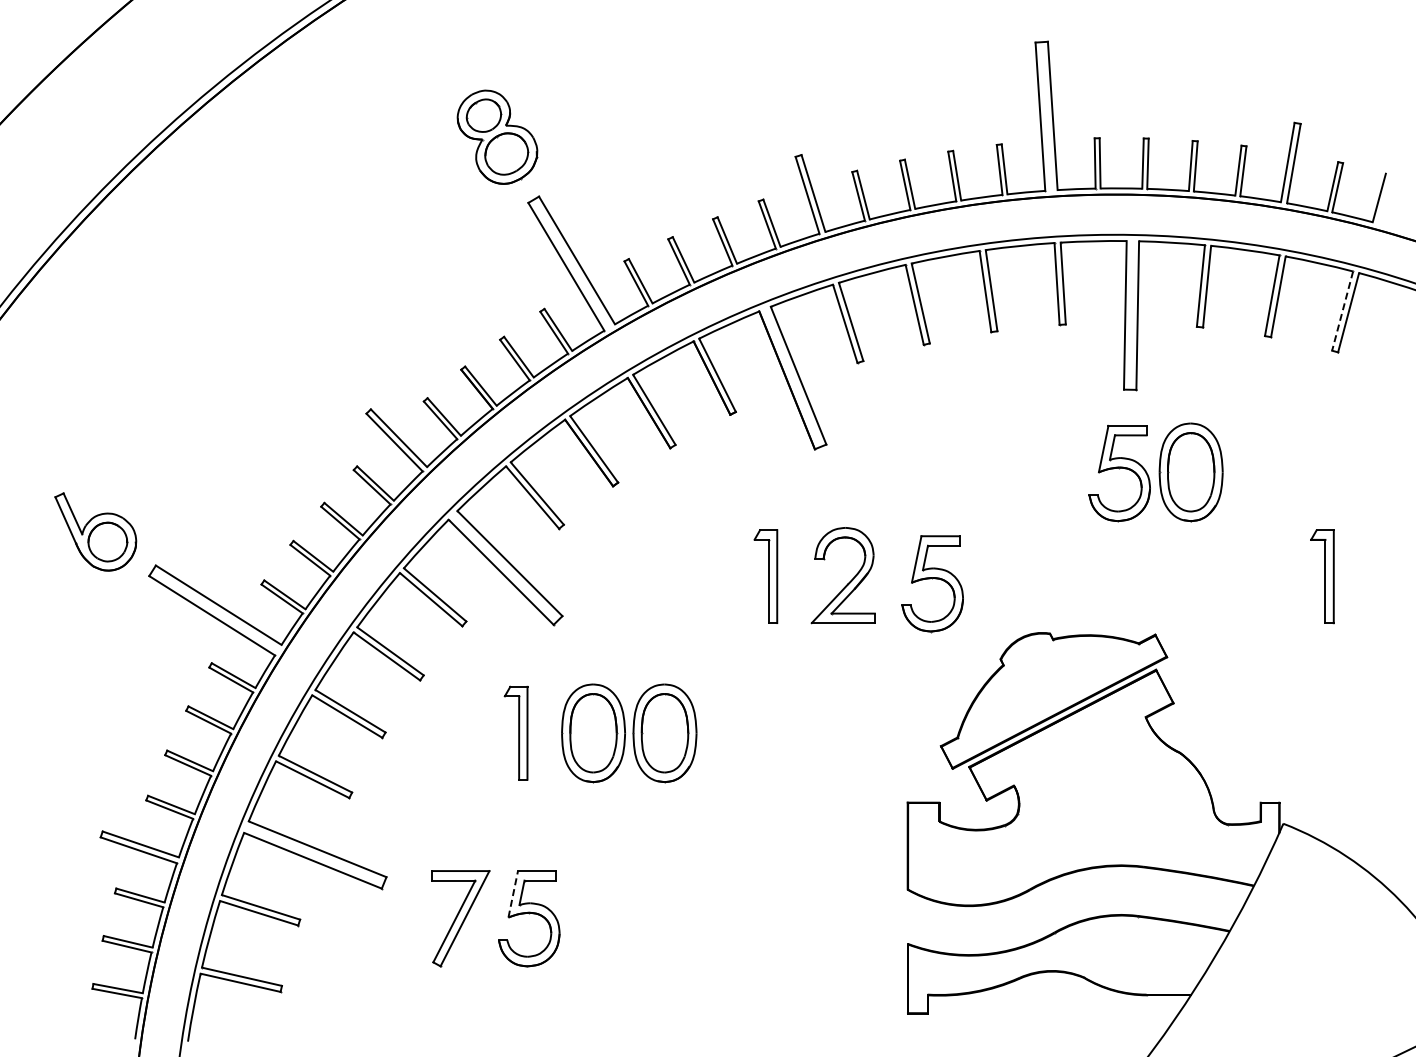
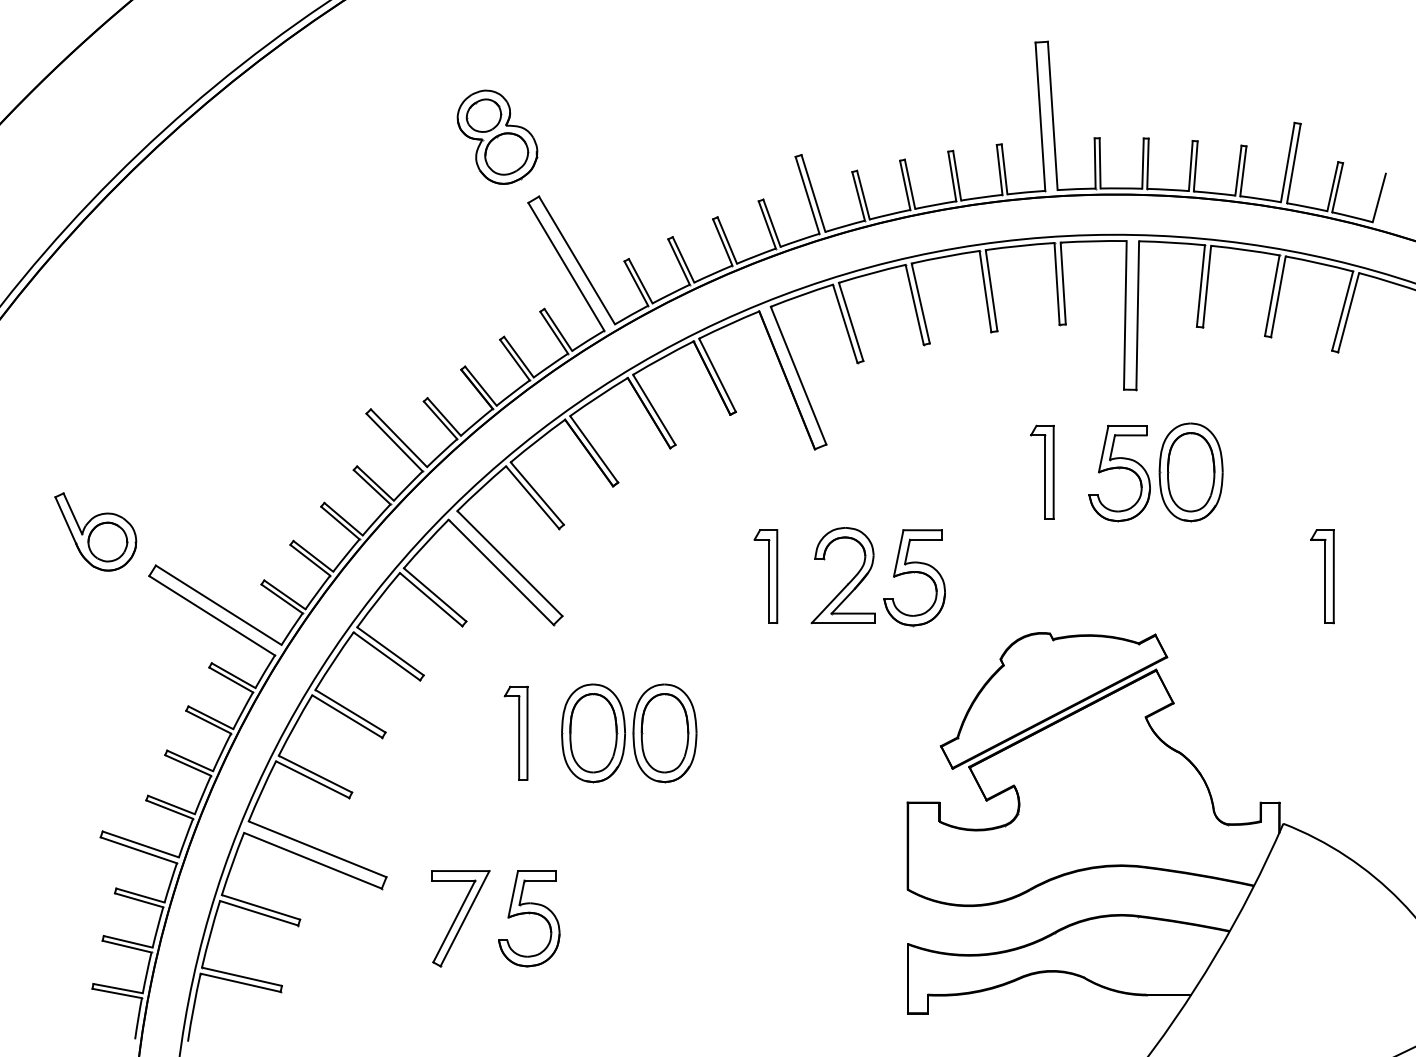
line: dashed -> solid (1342, 311)
part: none -> present (1042, 471)
part position: (932, 584) -> (914, 578) (914, 578)
line: dashed -> solid (513, 894)
